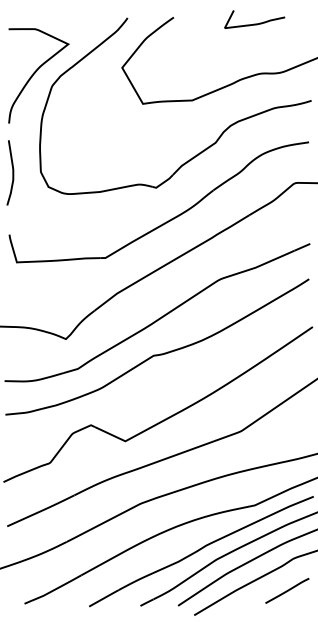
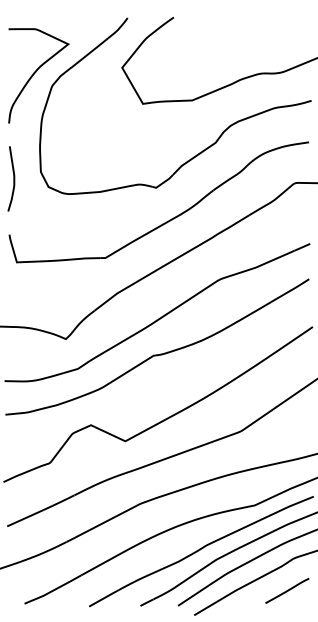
curve: present -> none (254, 23)
curve position: (12, 172) -> (13, 178) (13, 178)
